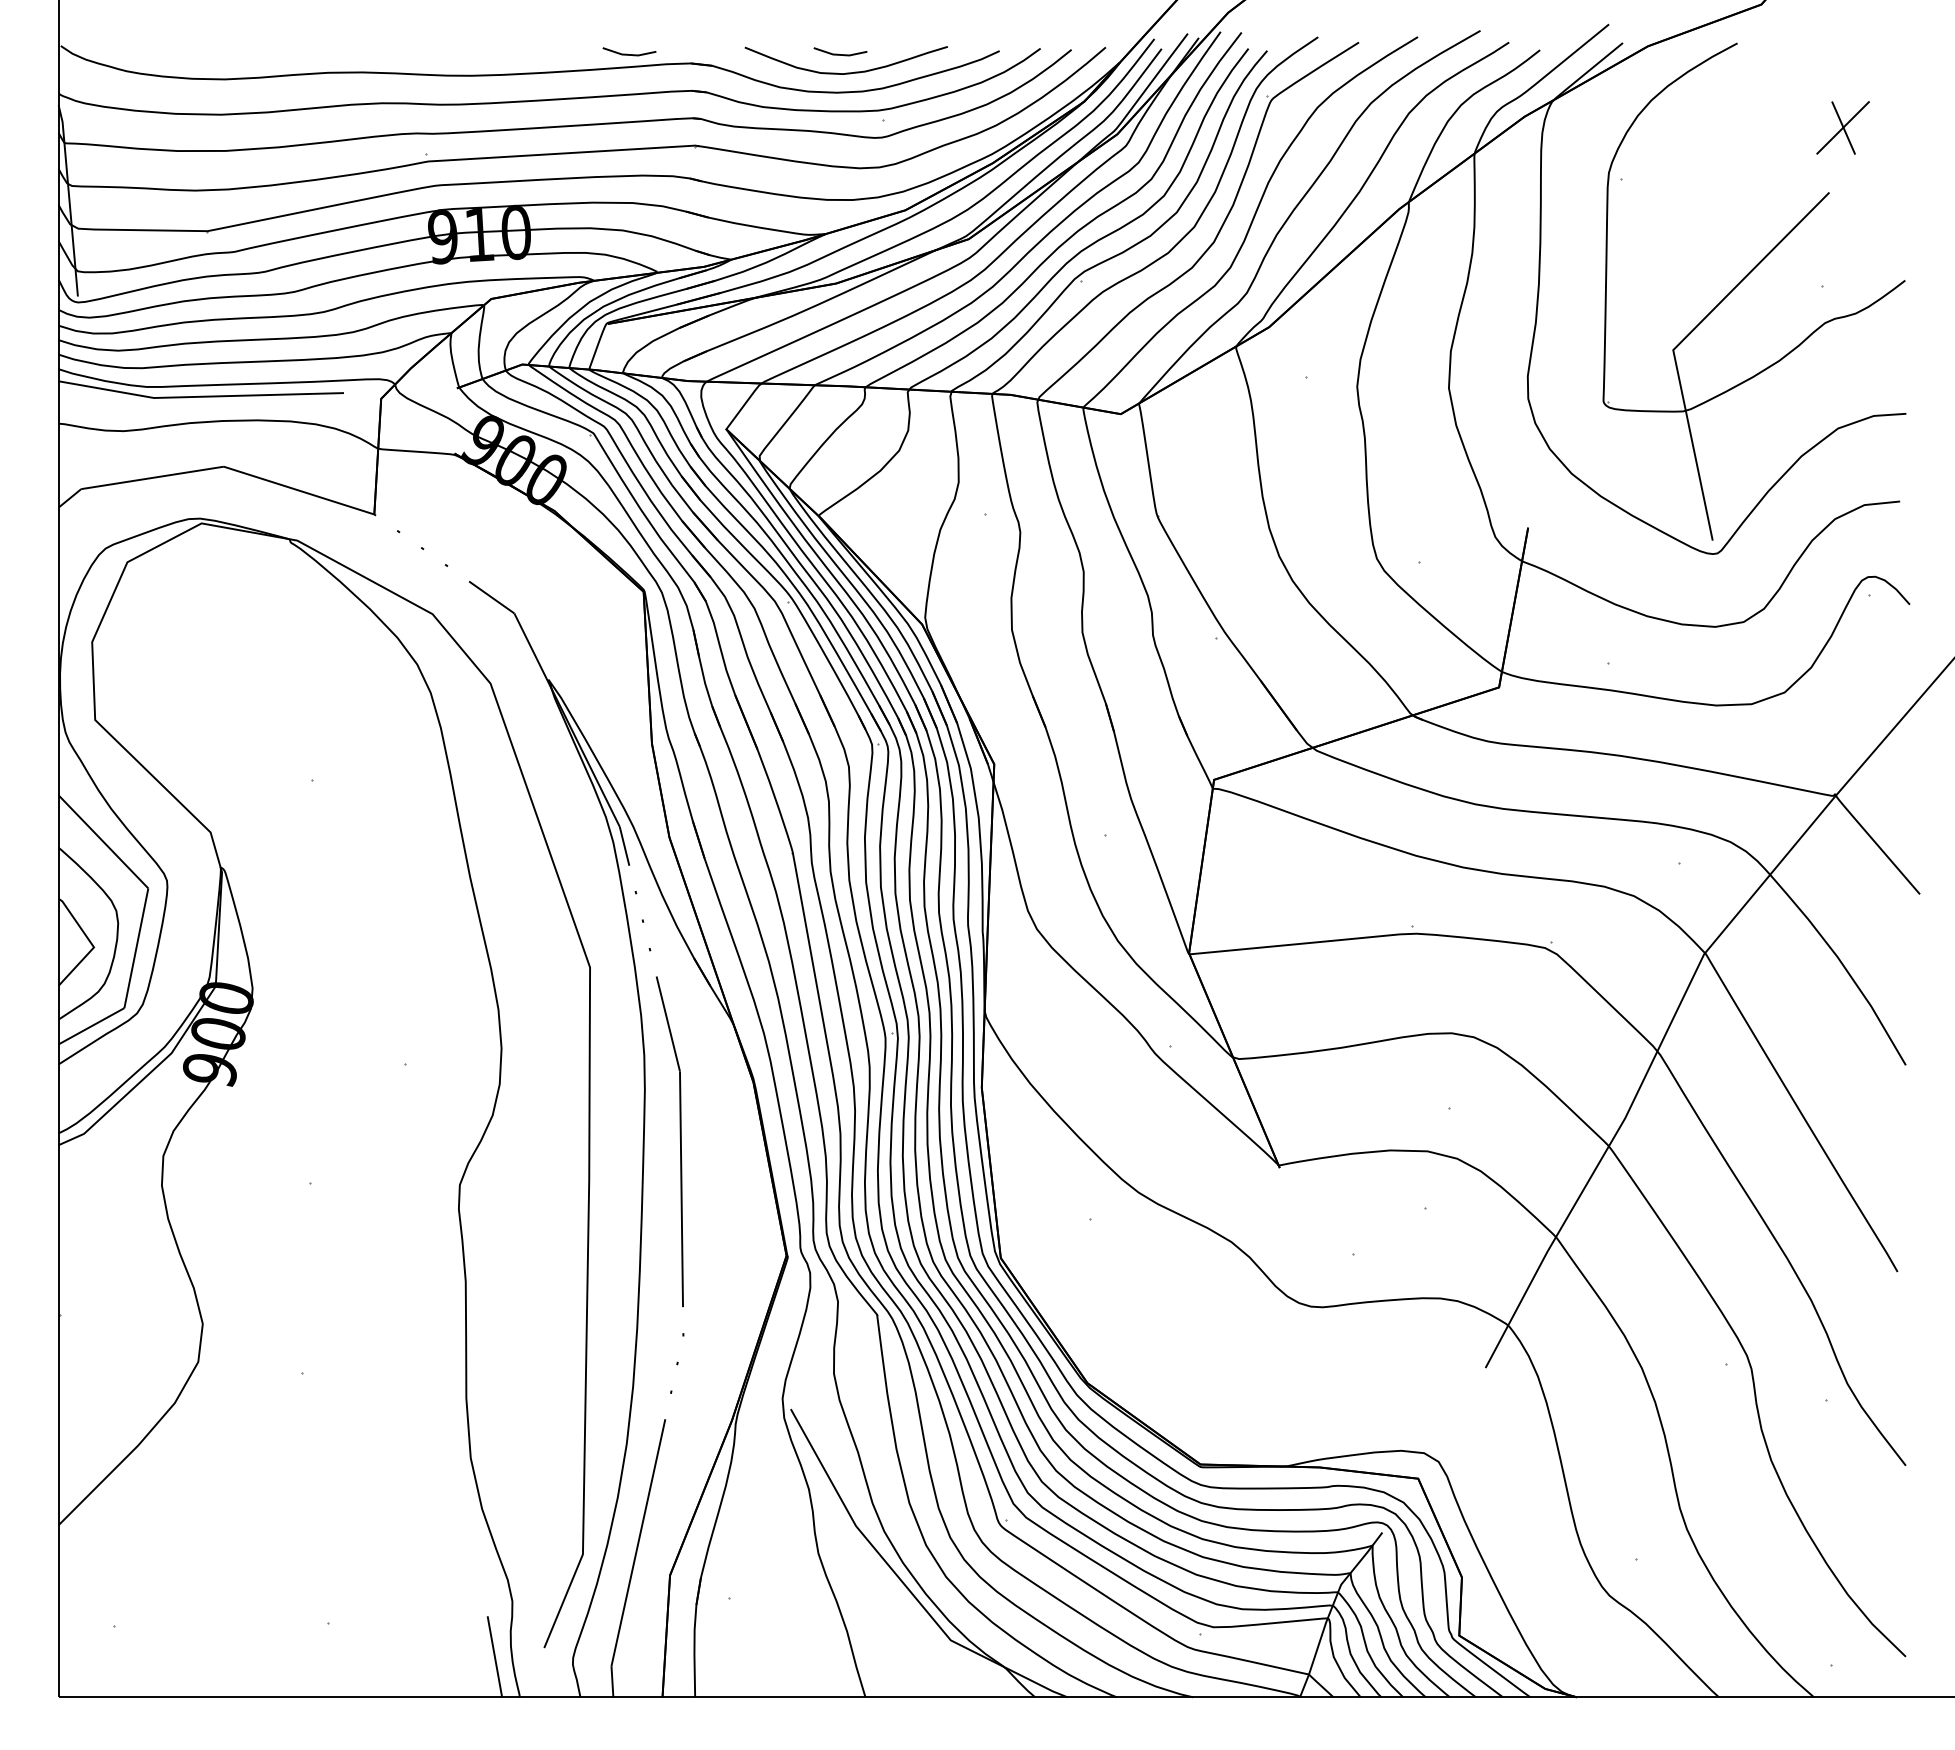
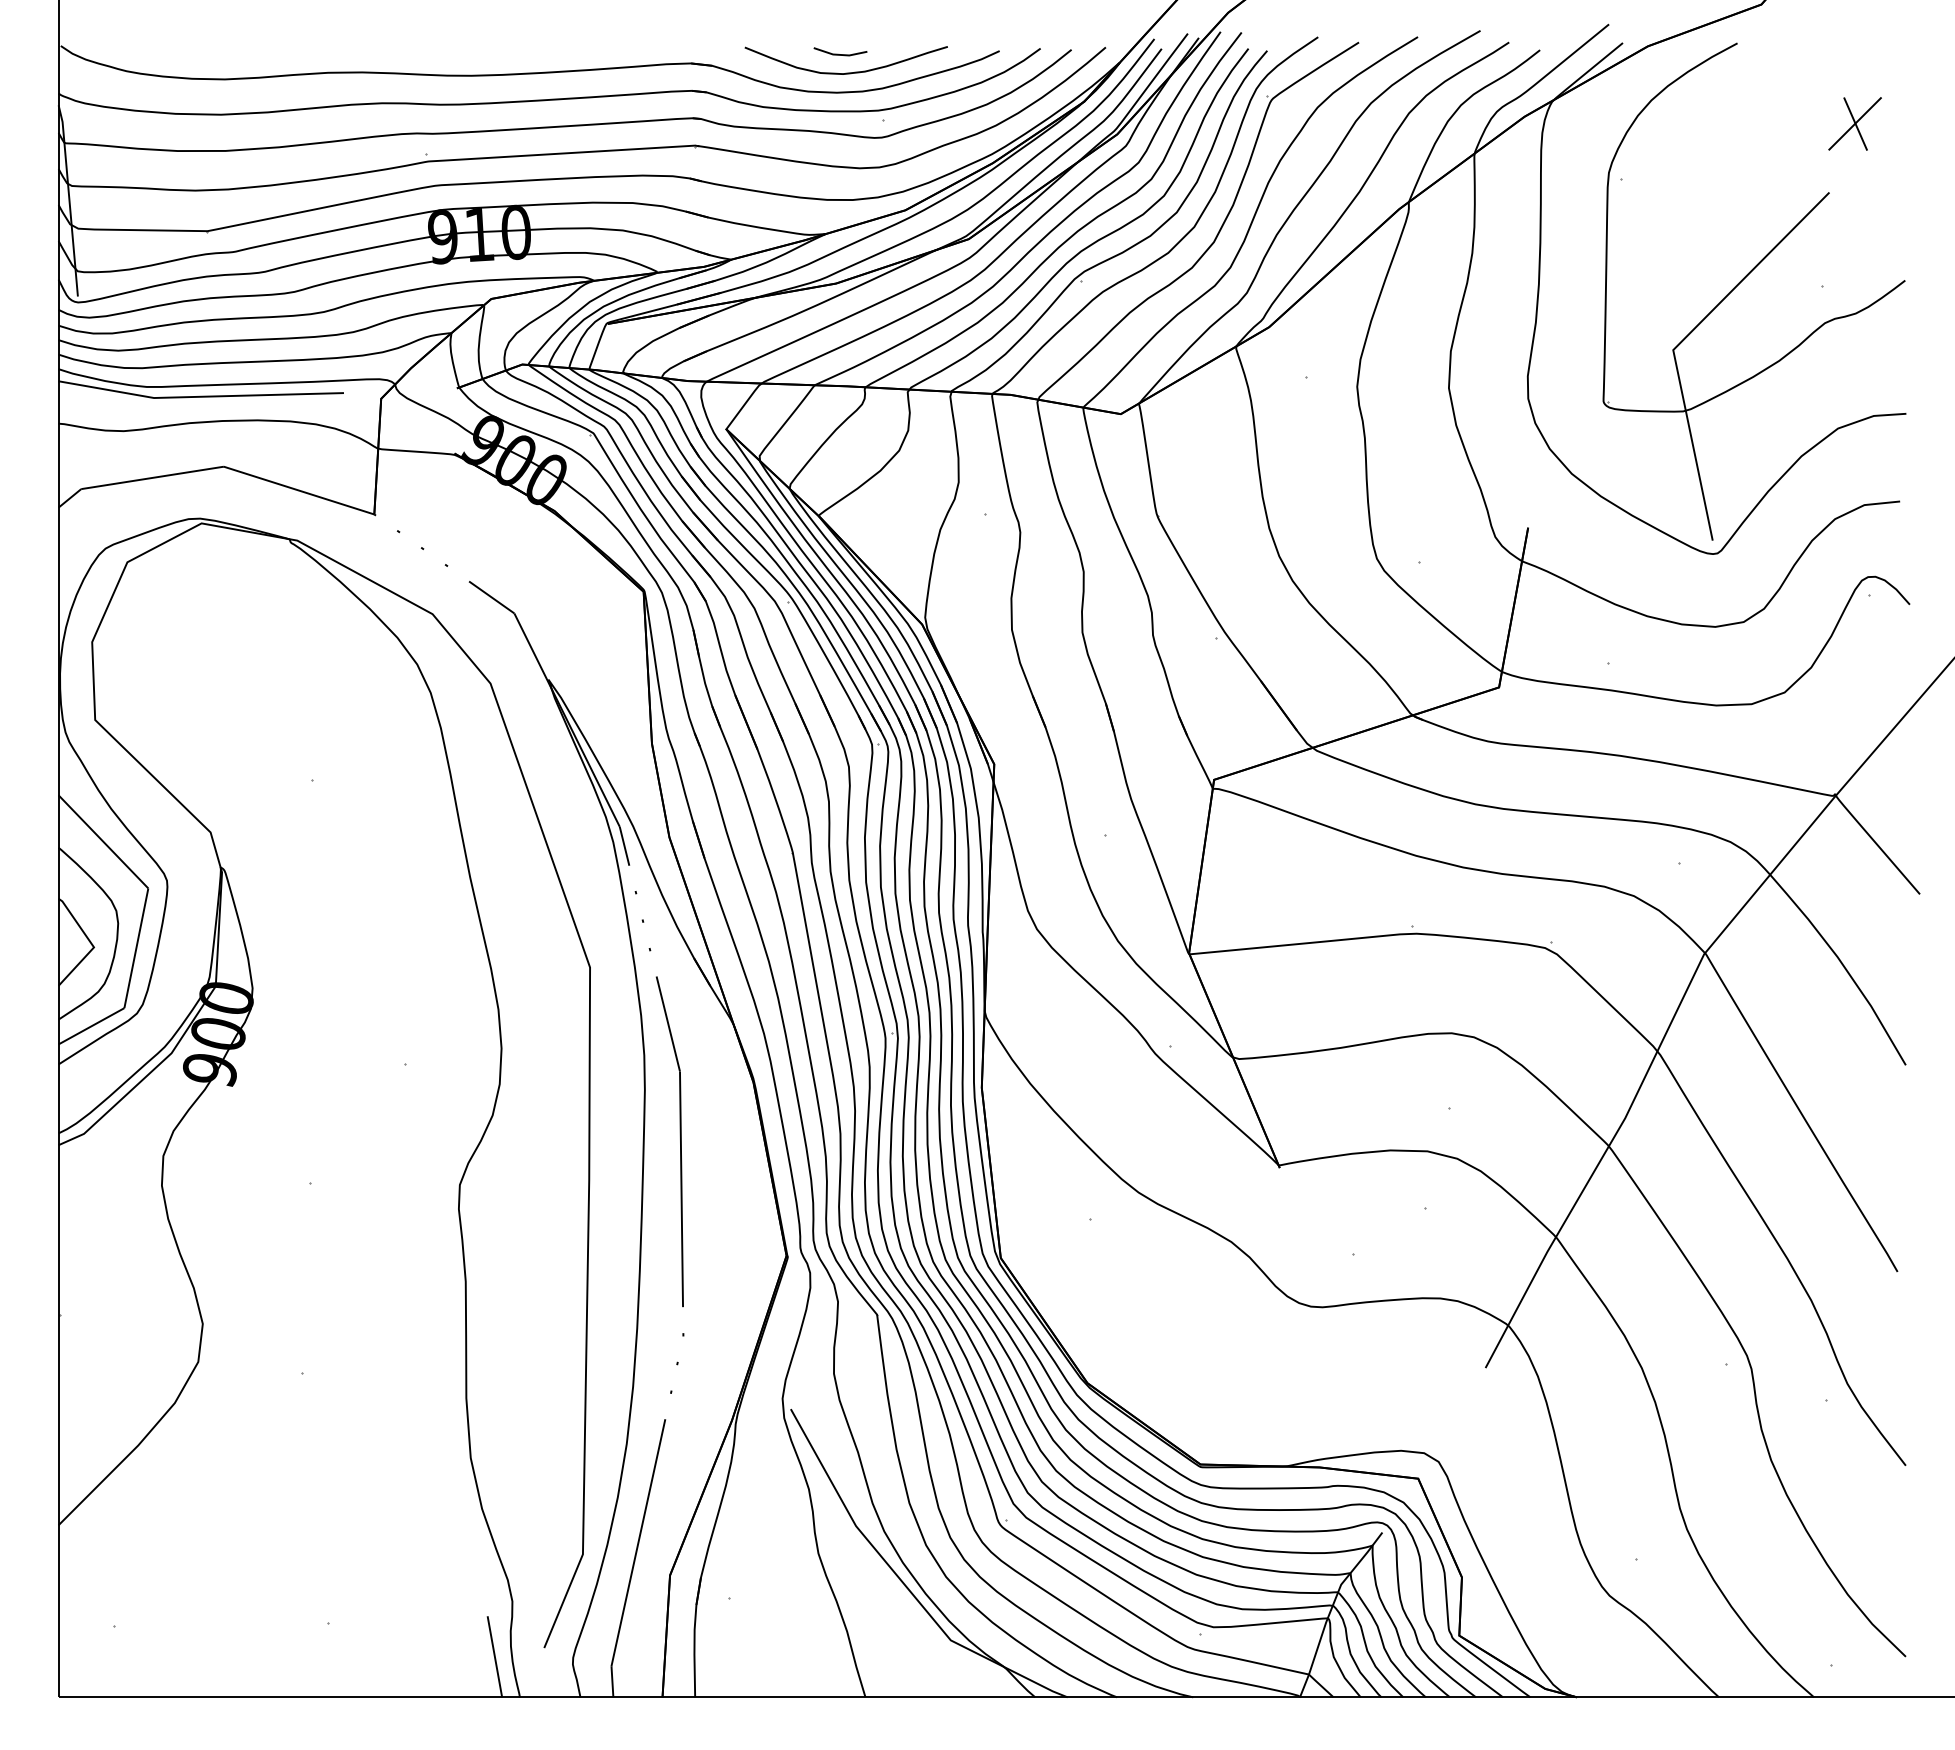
line: present -> none (627, 53)
part position: (1842, 127) -> (1854, 123) (1854, 123)
